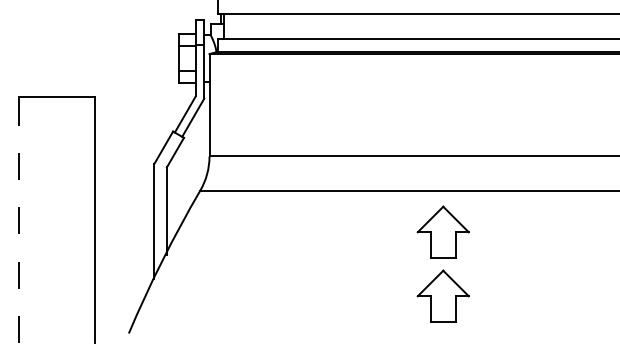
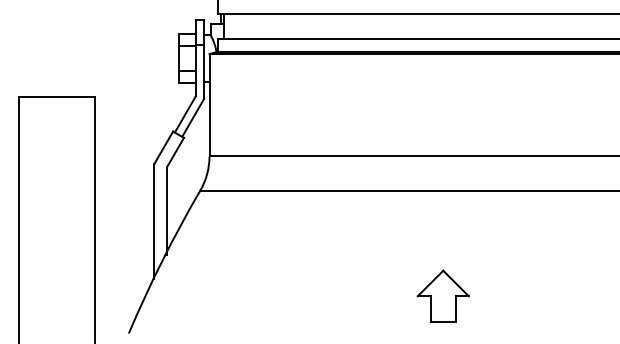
line: dashed -> solid (18, 219)
part: present -> none (442, 231)
